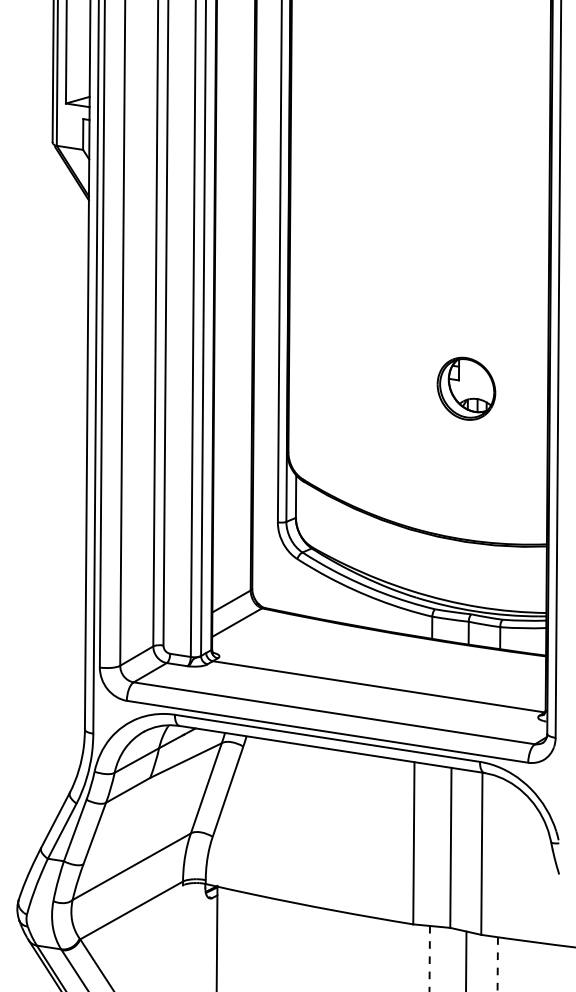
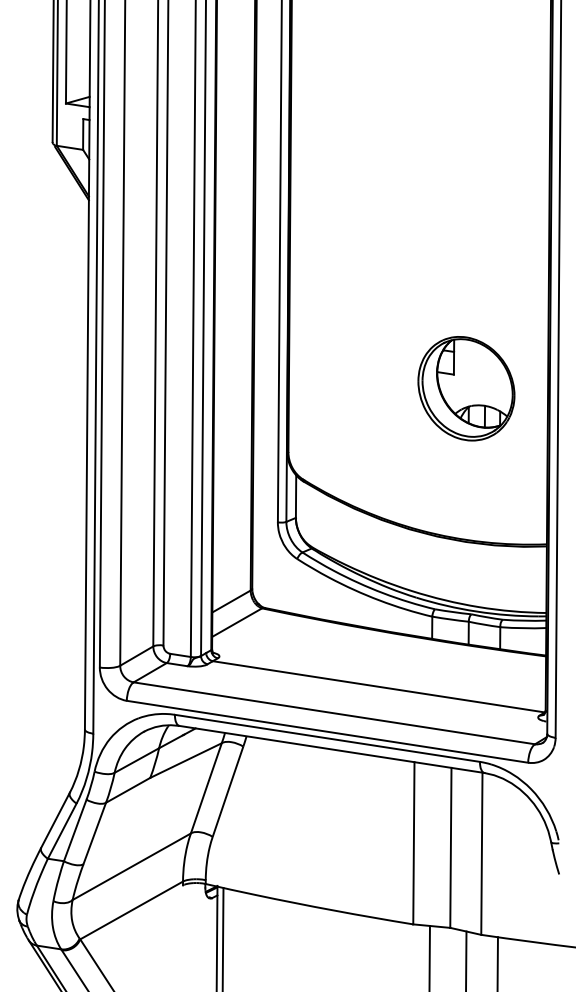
part size: 61x65 px -> 99x106 px (466, 388)
line: none -> present (222, 937)
line: dashed -> solid (429, 958)
line: dashed -> solid (497, 964)
